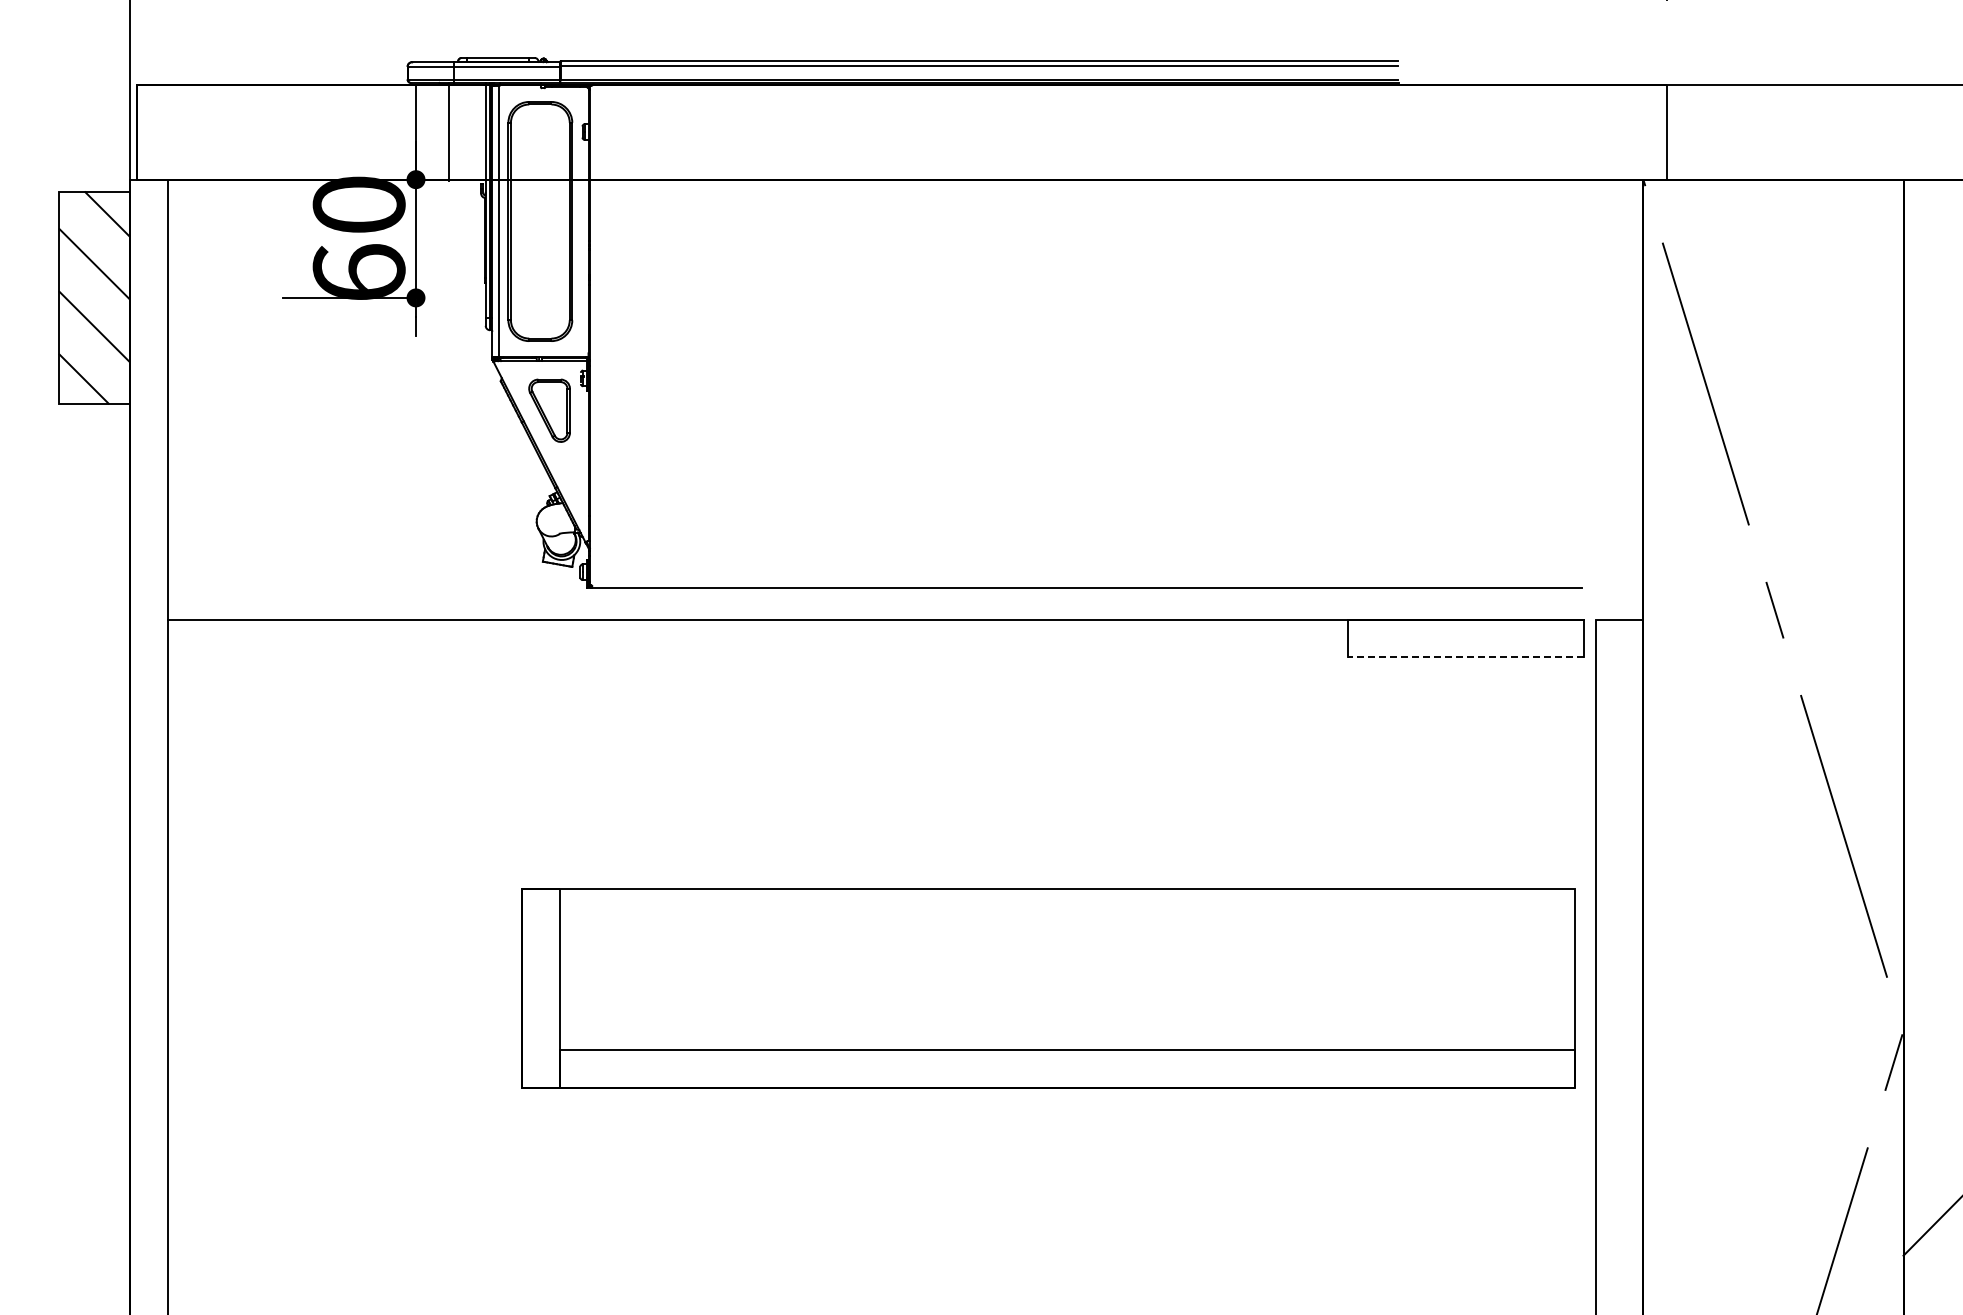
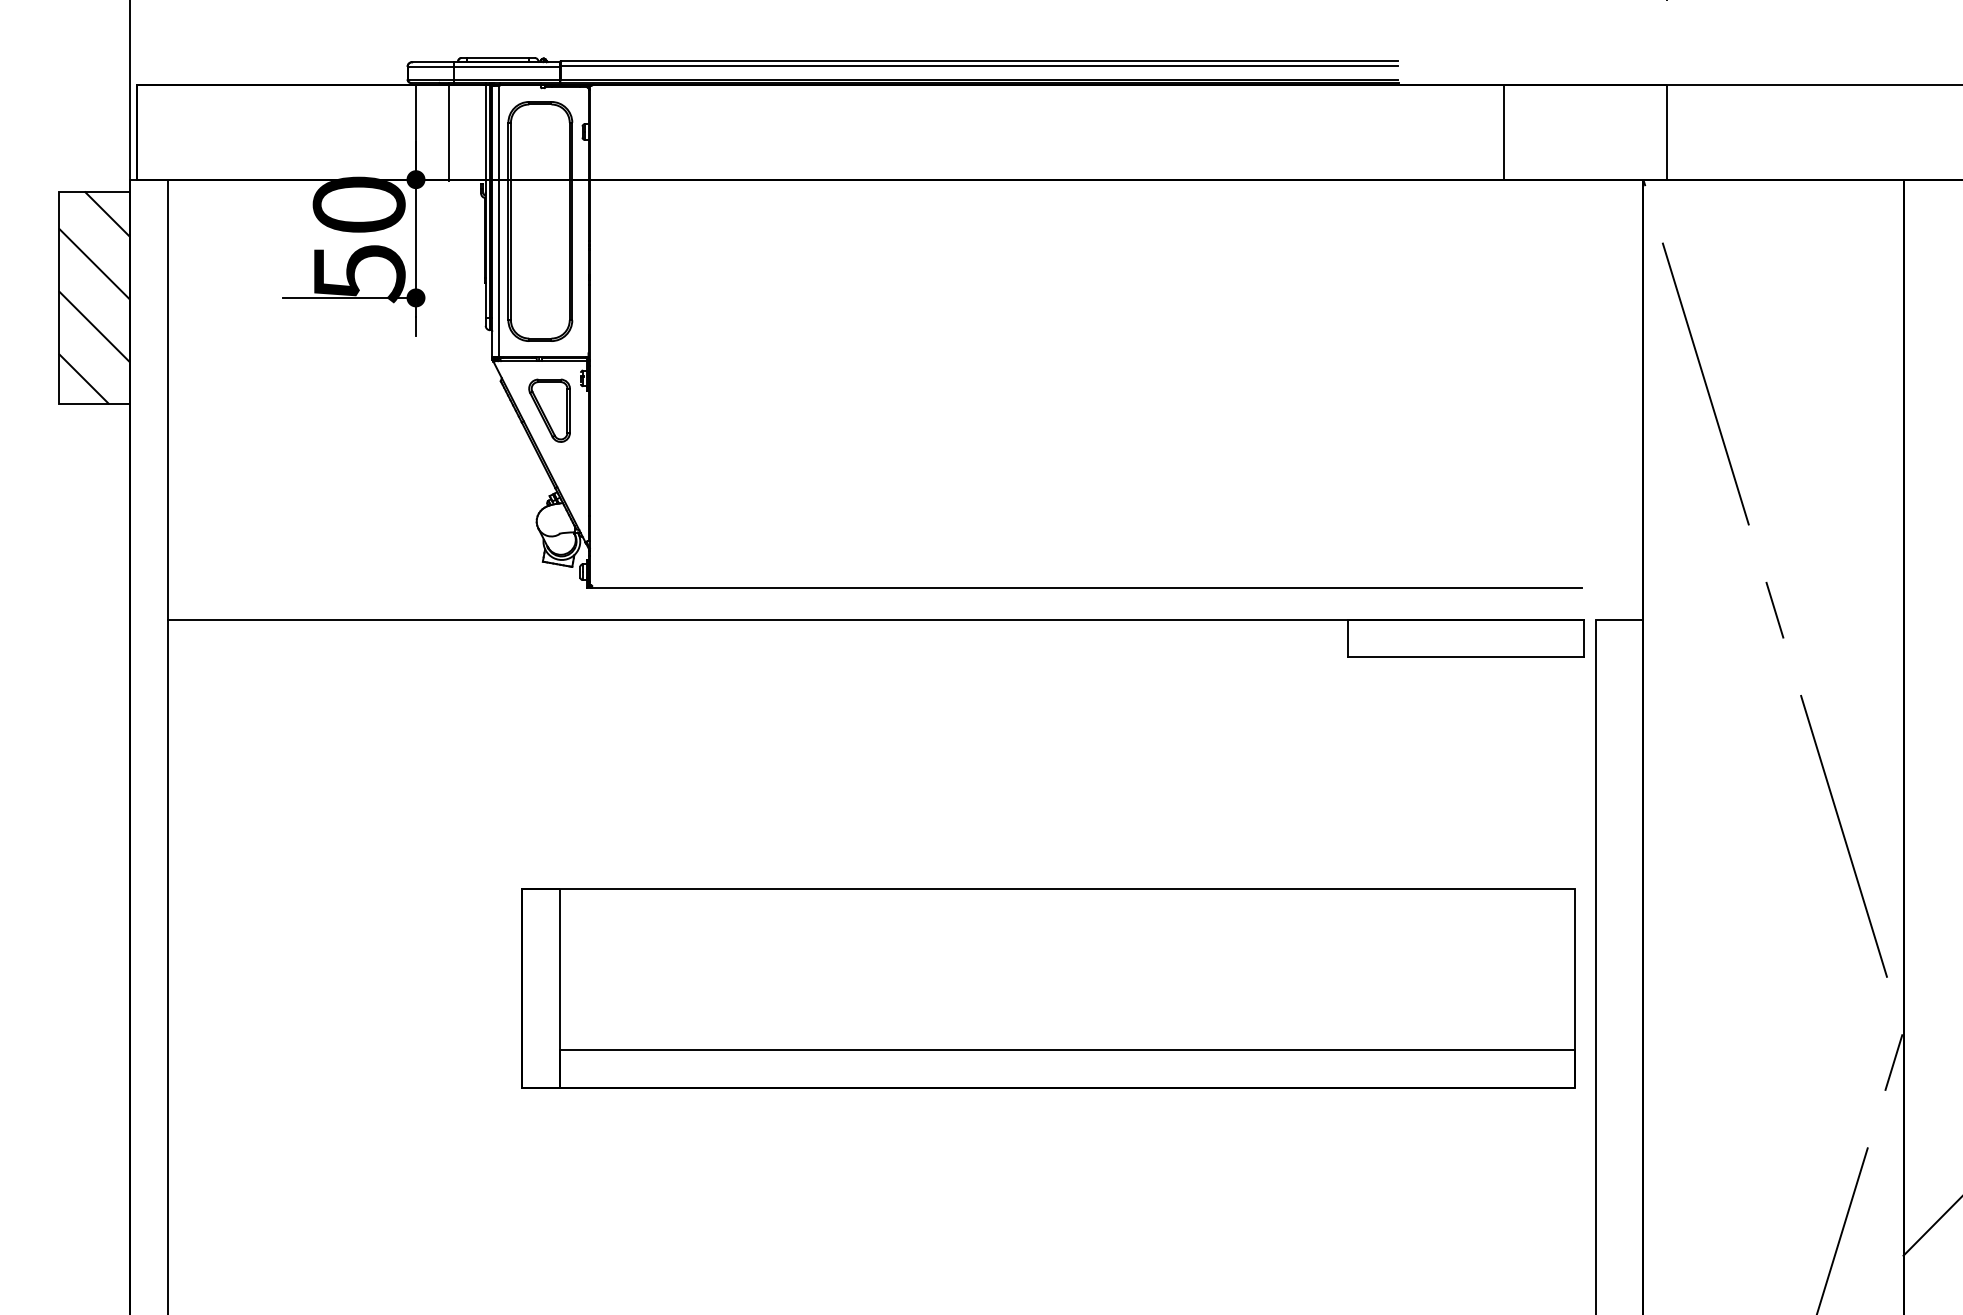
line: none -> present (1503, 132)
text: 60 -> 50 (358, 273)
line: dashed -> solid (1465, 657)
